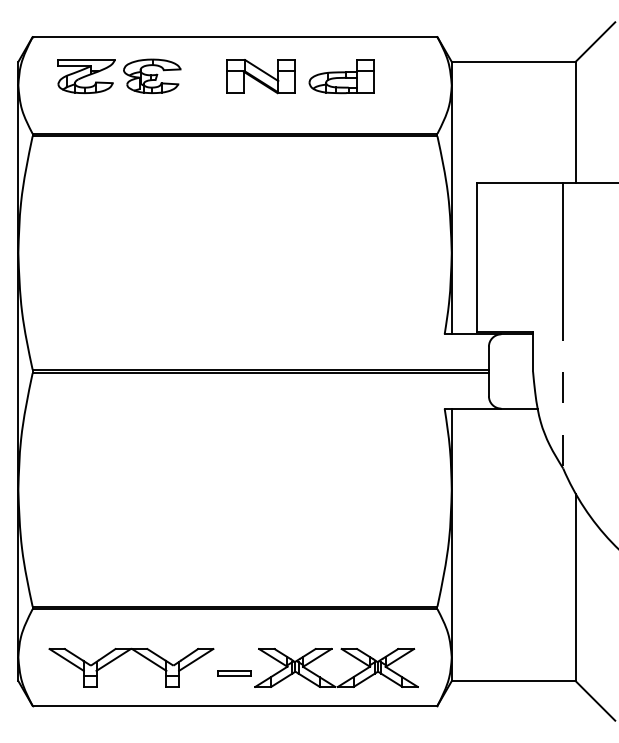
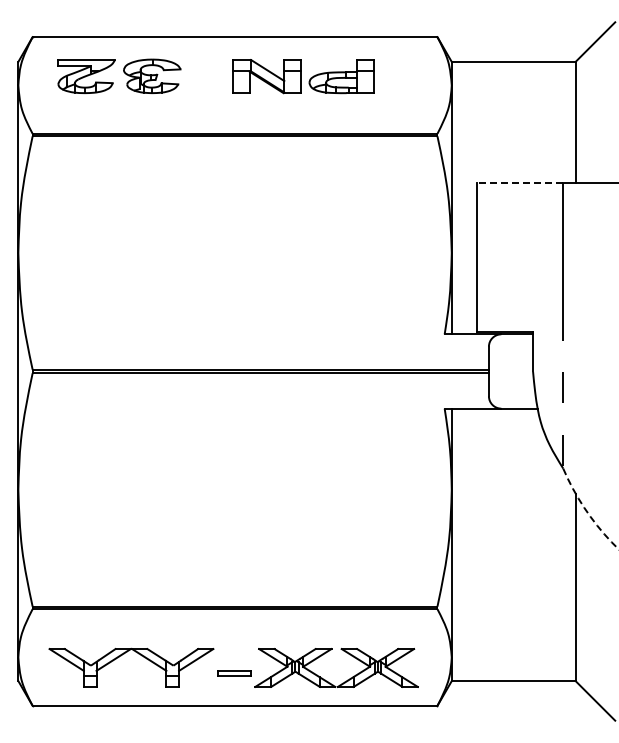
part position: (260, 76) -> (266, 76) (266, 76)
line: solid -> dashed (519, 183)
arc: solid -> dashed (587, 512)
